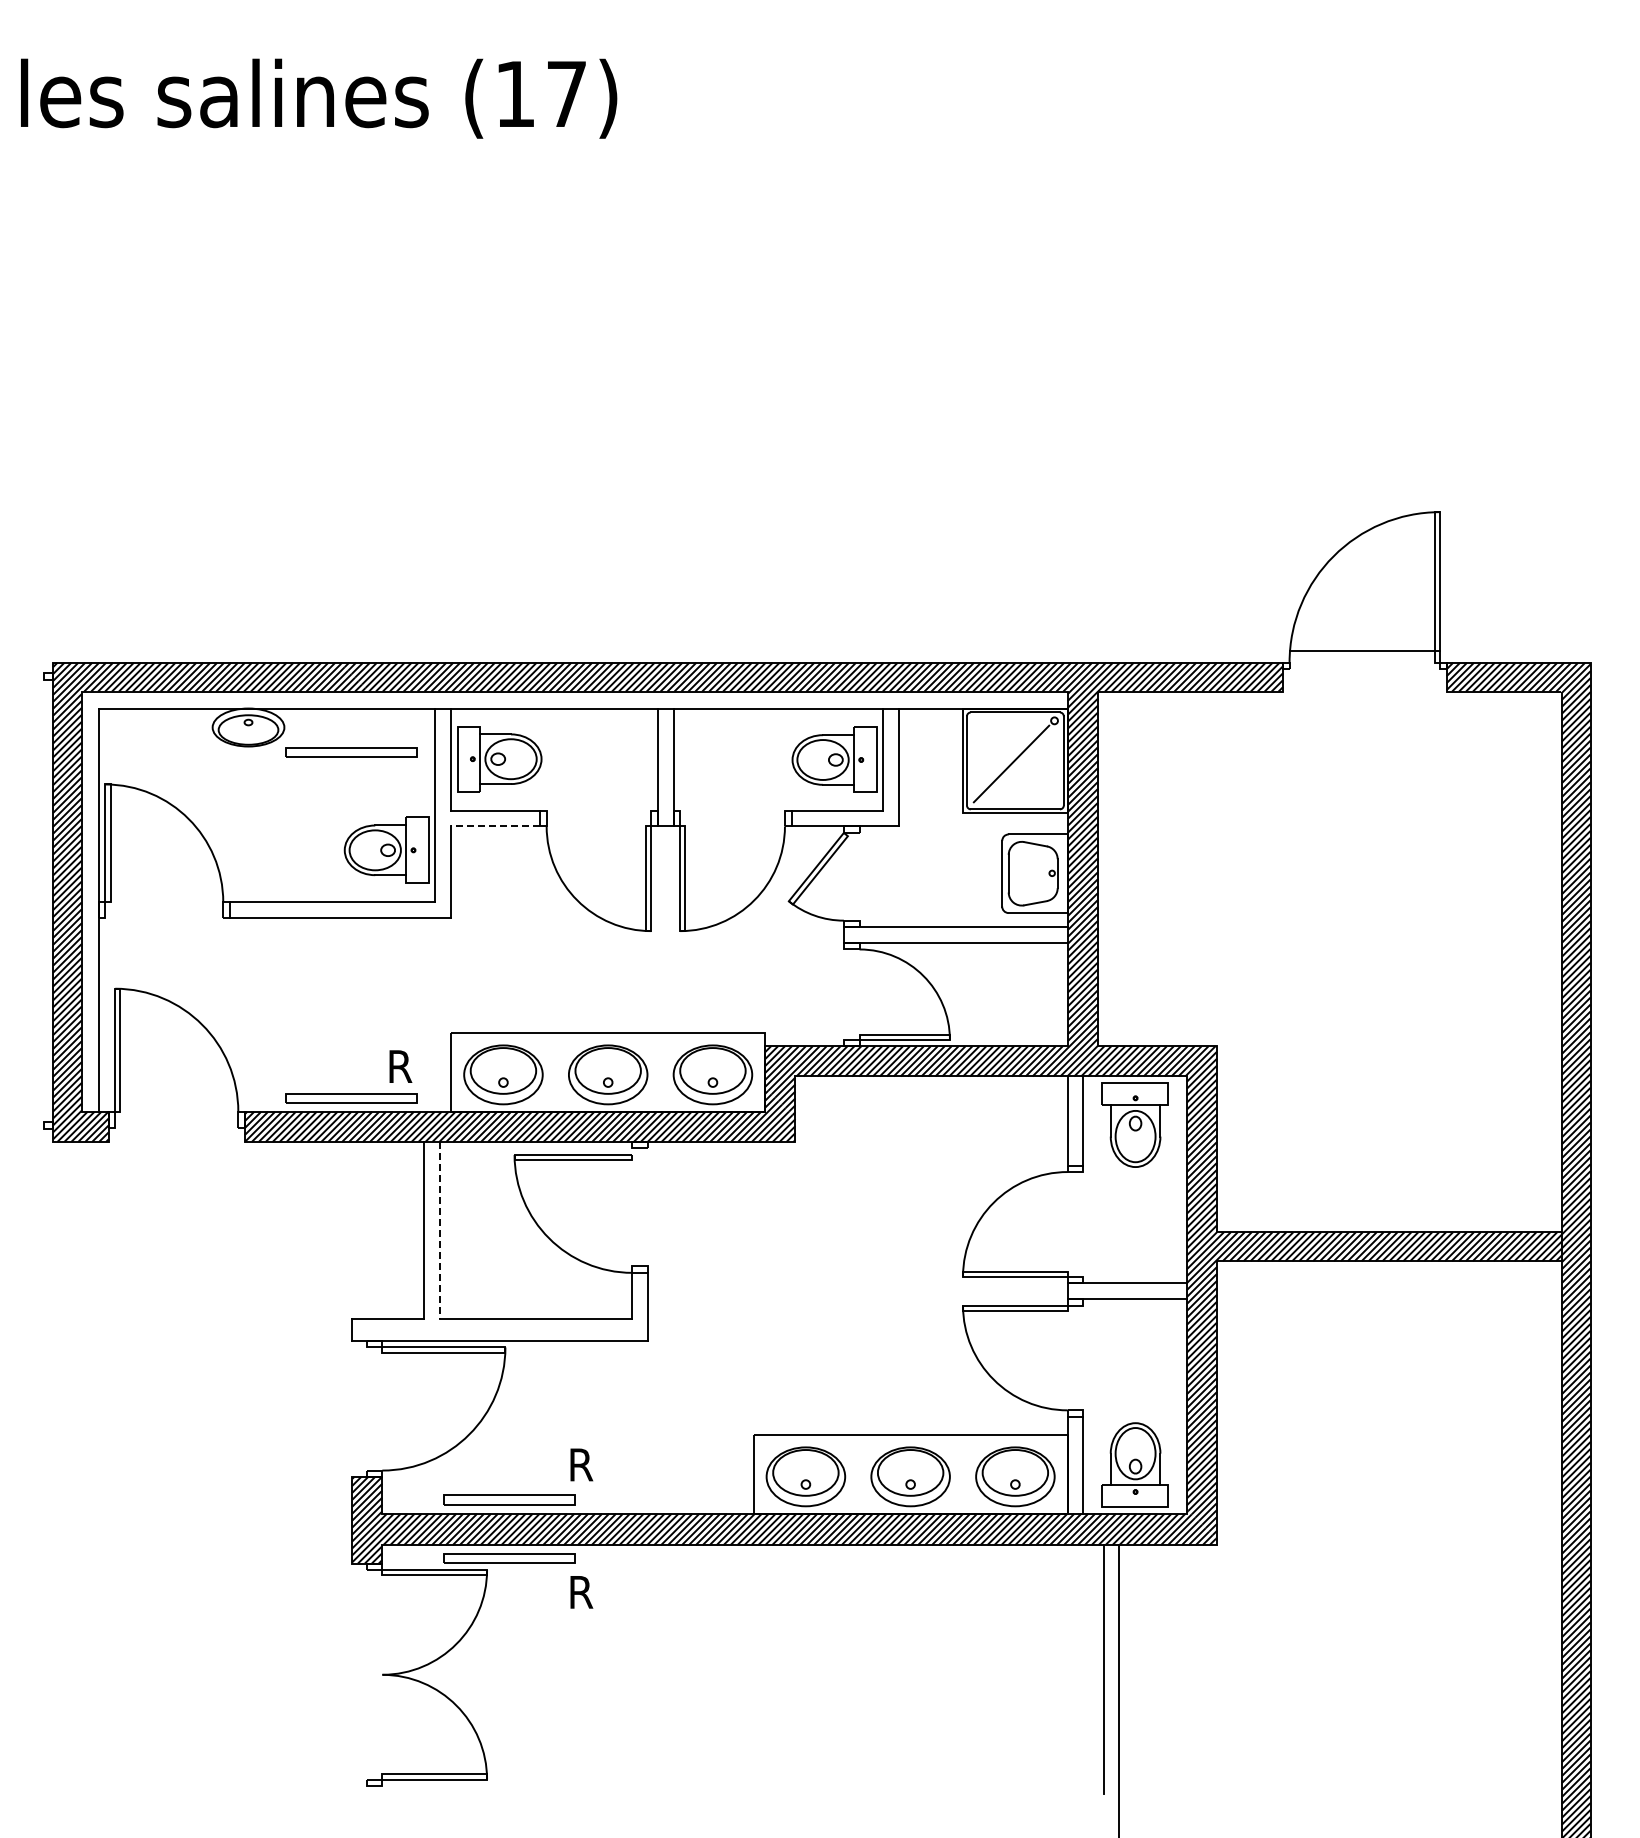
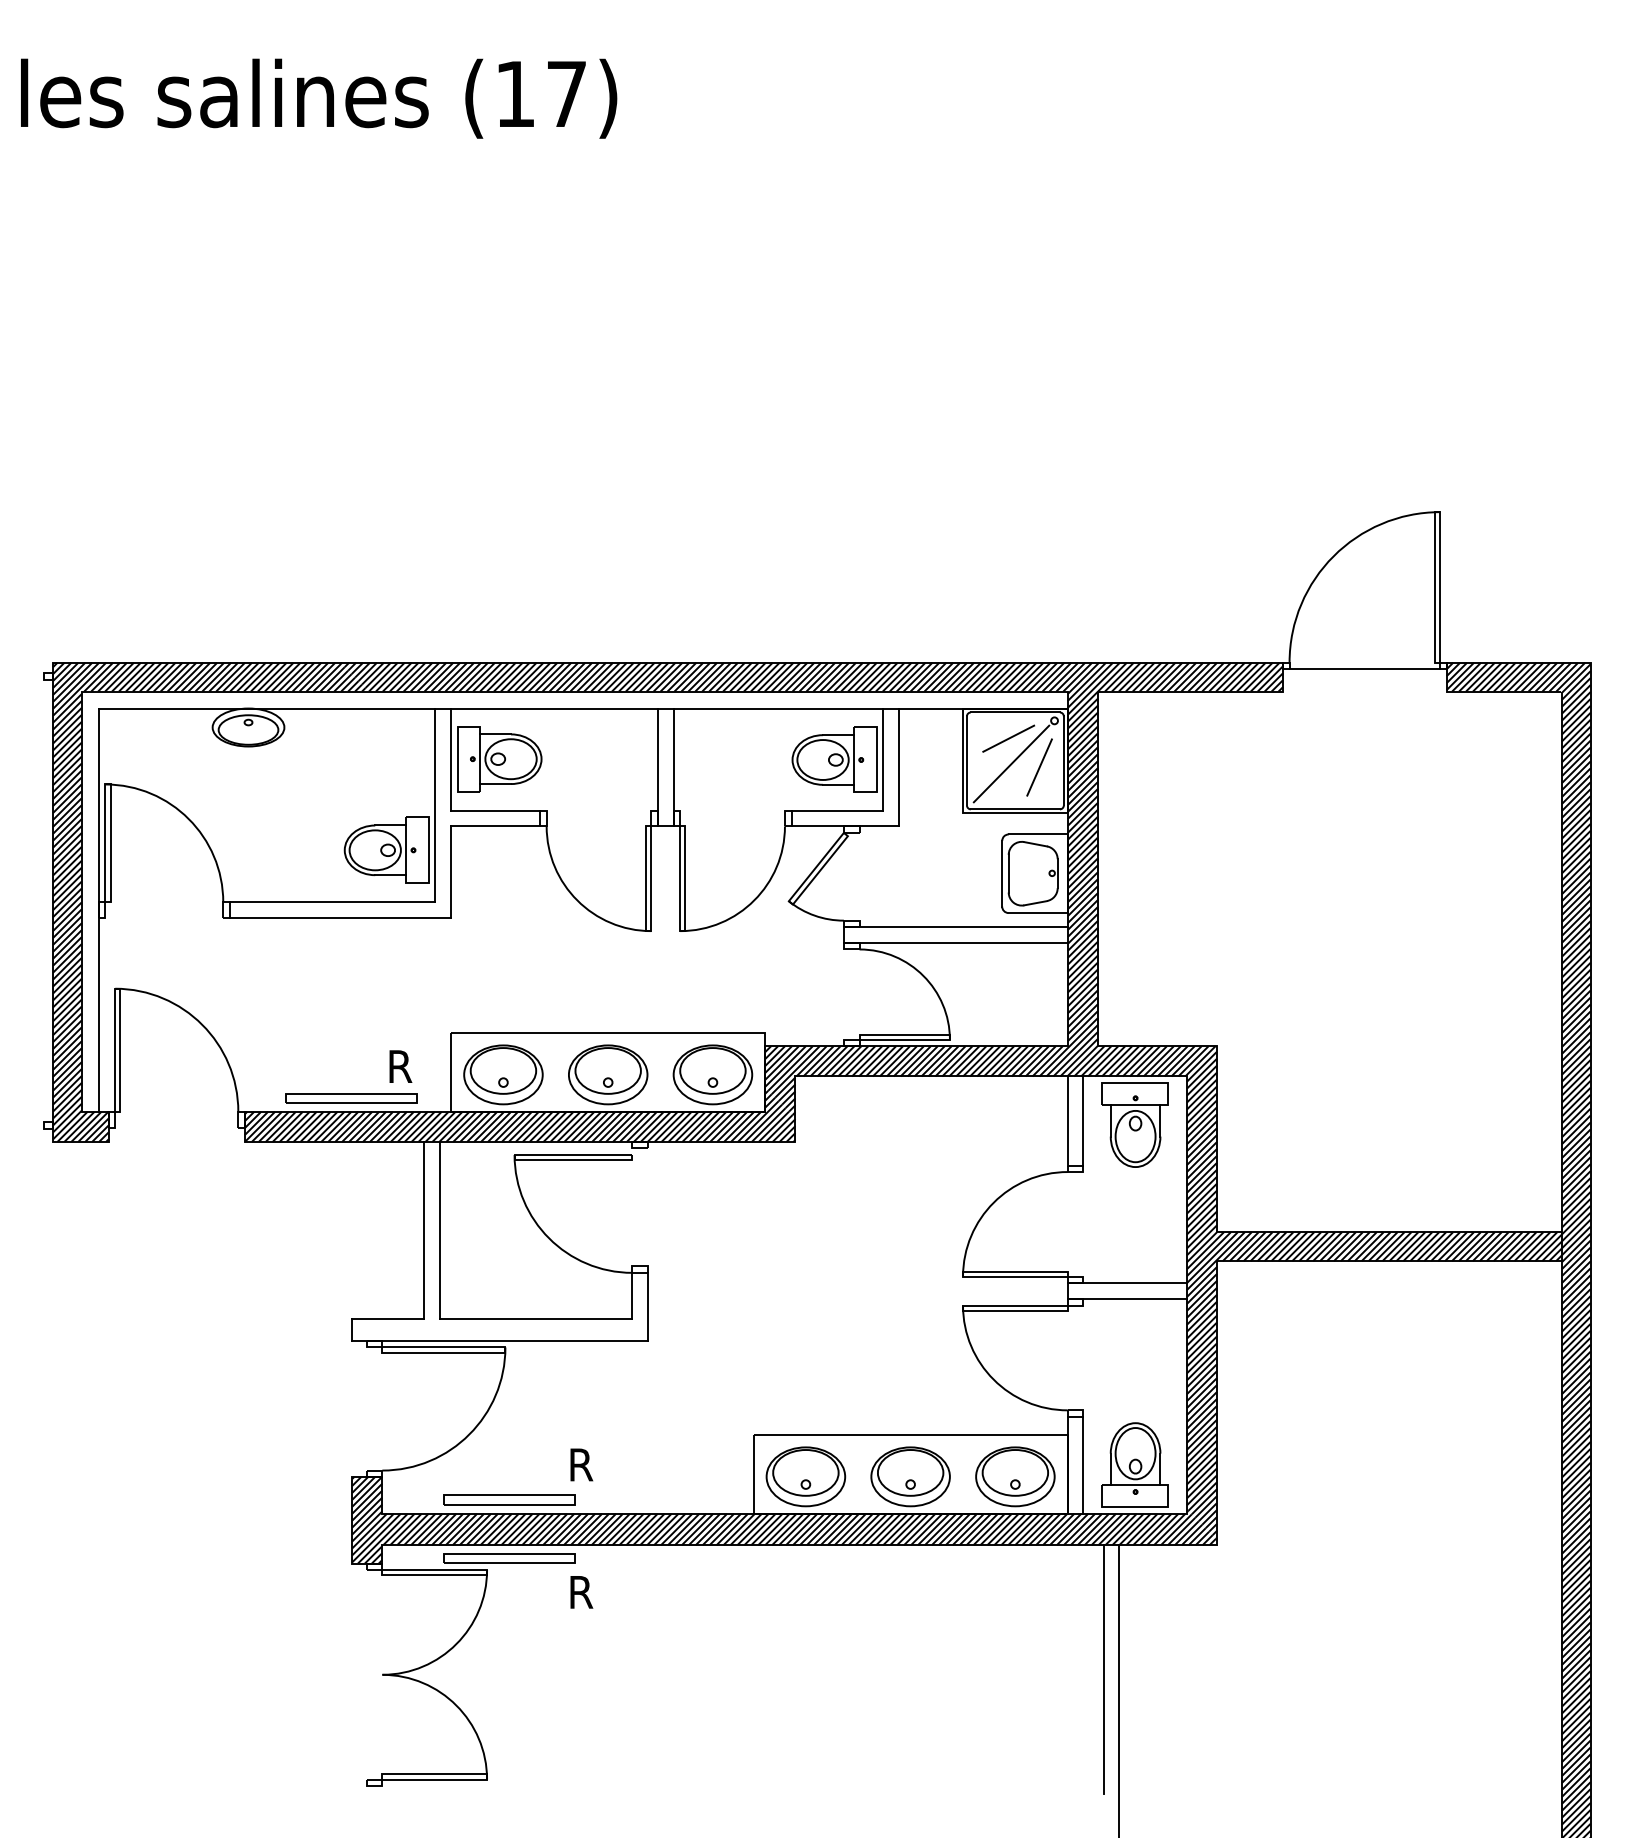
line position: (1364, 651) -> (1364, 669) (1364, 669)
line: none -> present (1008, 738)
part: present -> none (351, 752)
line: none -> present (1039, 767)
line: dashed -> solid (495, 826)
line: dashed -> solid (439, 1230)
